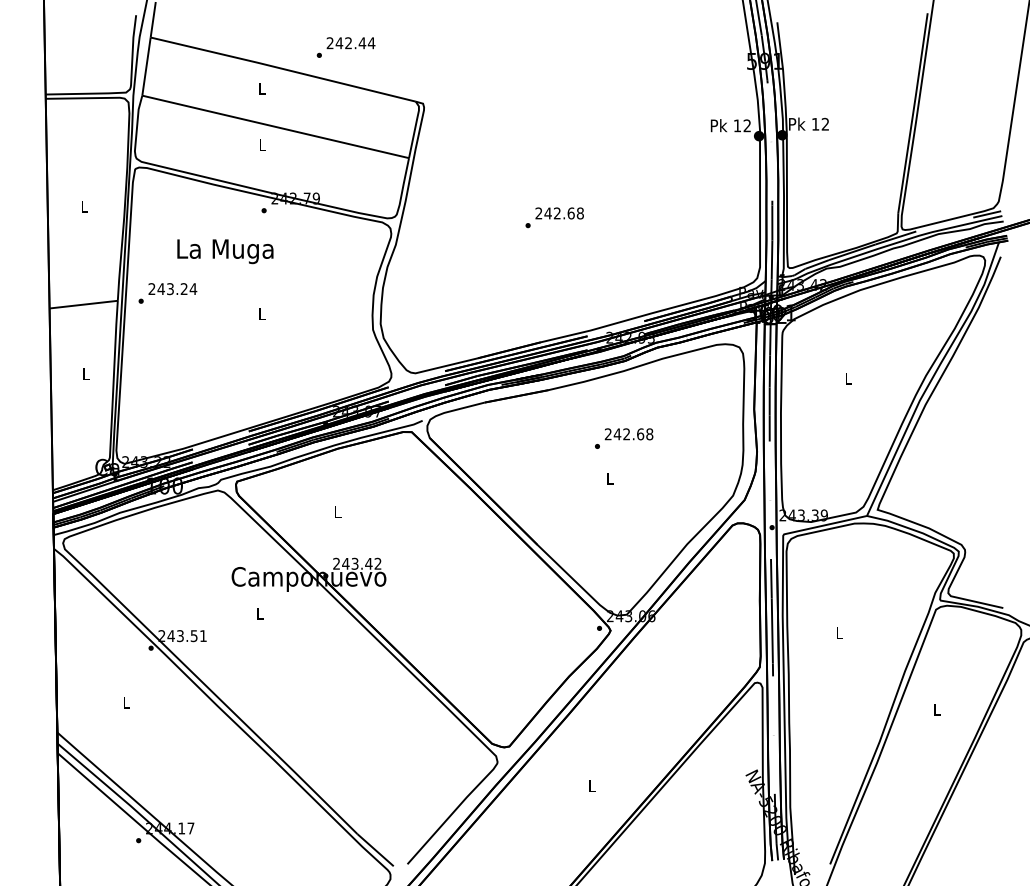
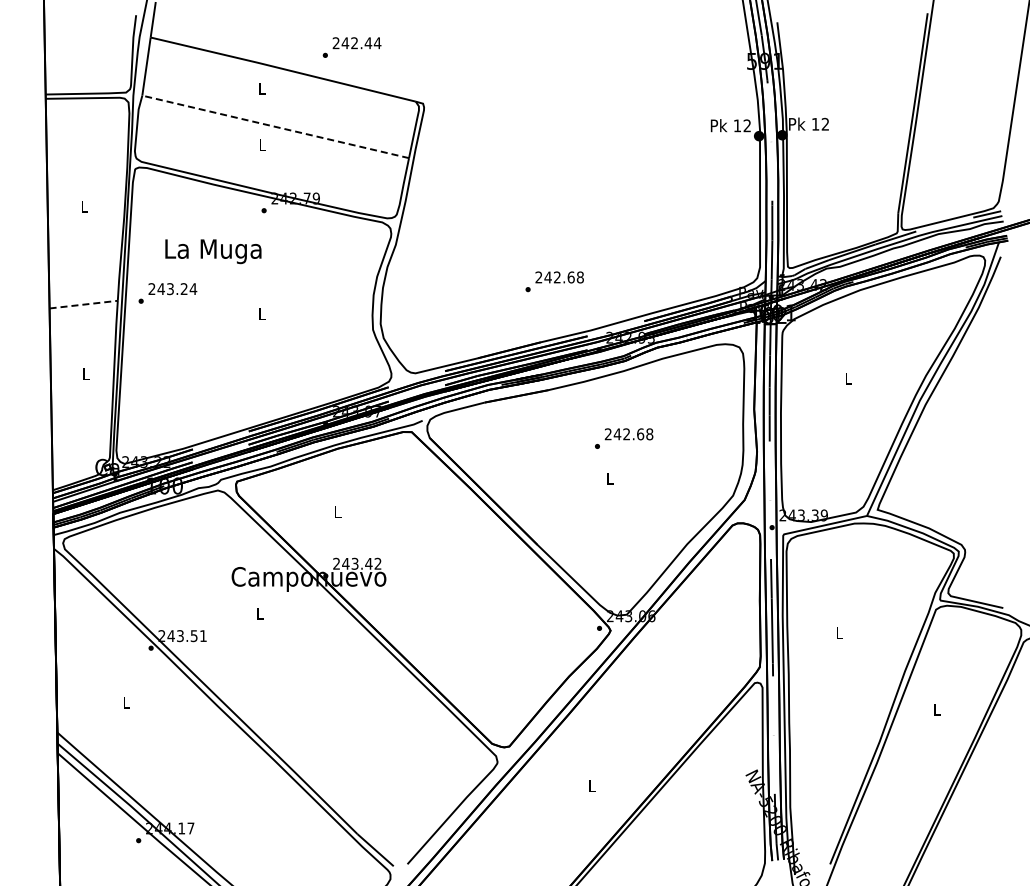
text position: (345, 47) -> (351, 47) (351, 47)
line: solid -> dashed (275, 126)
text position: (554, 217) -> (554, 281) (554, 281)
text position: (225, 251) -> (213, 251) (213, 251)
line: solid -> dashed (84, 304)
